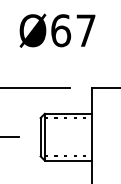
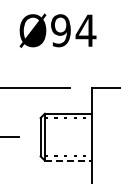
text: Ø67 -> Ø94 (73, 30)
line: solid -> dashed (68, 160)
